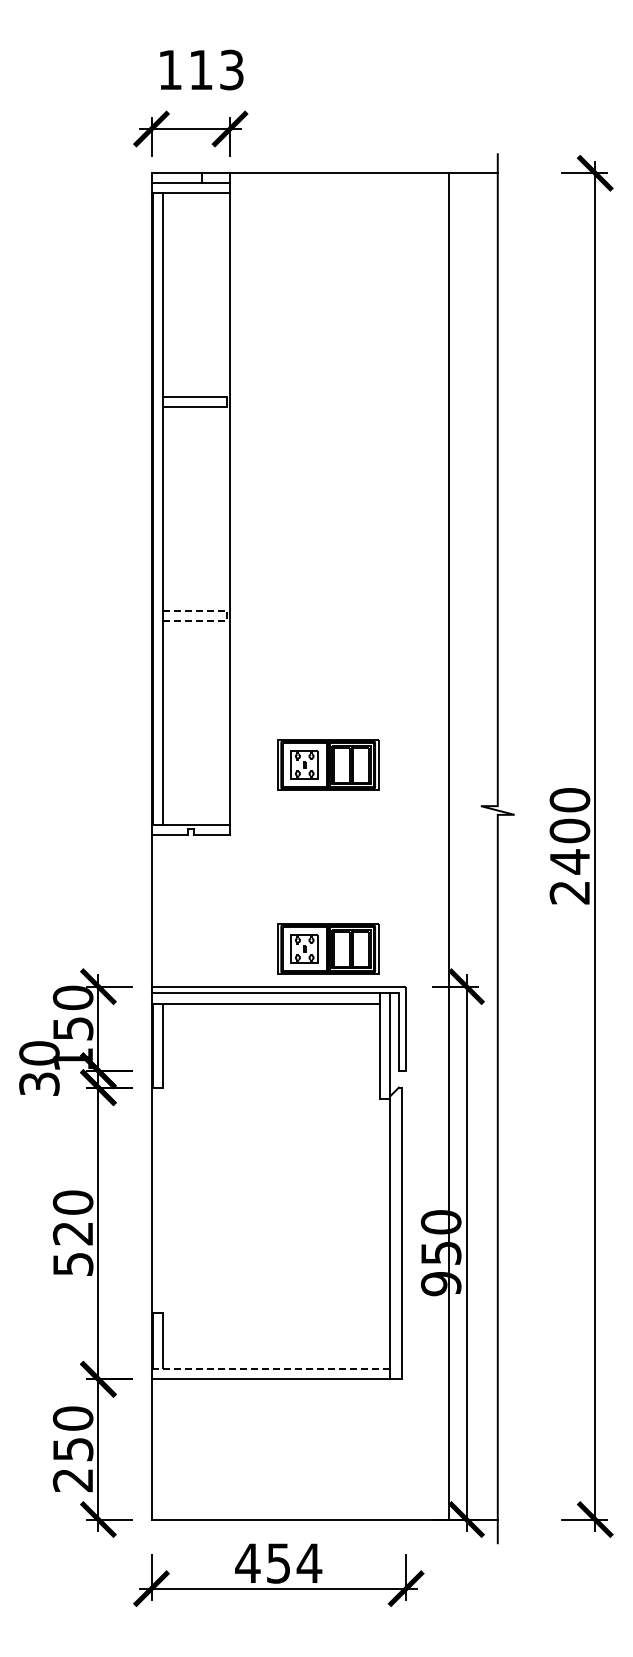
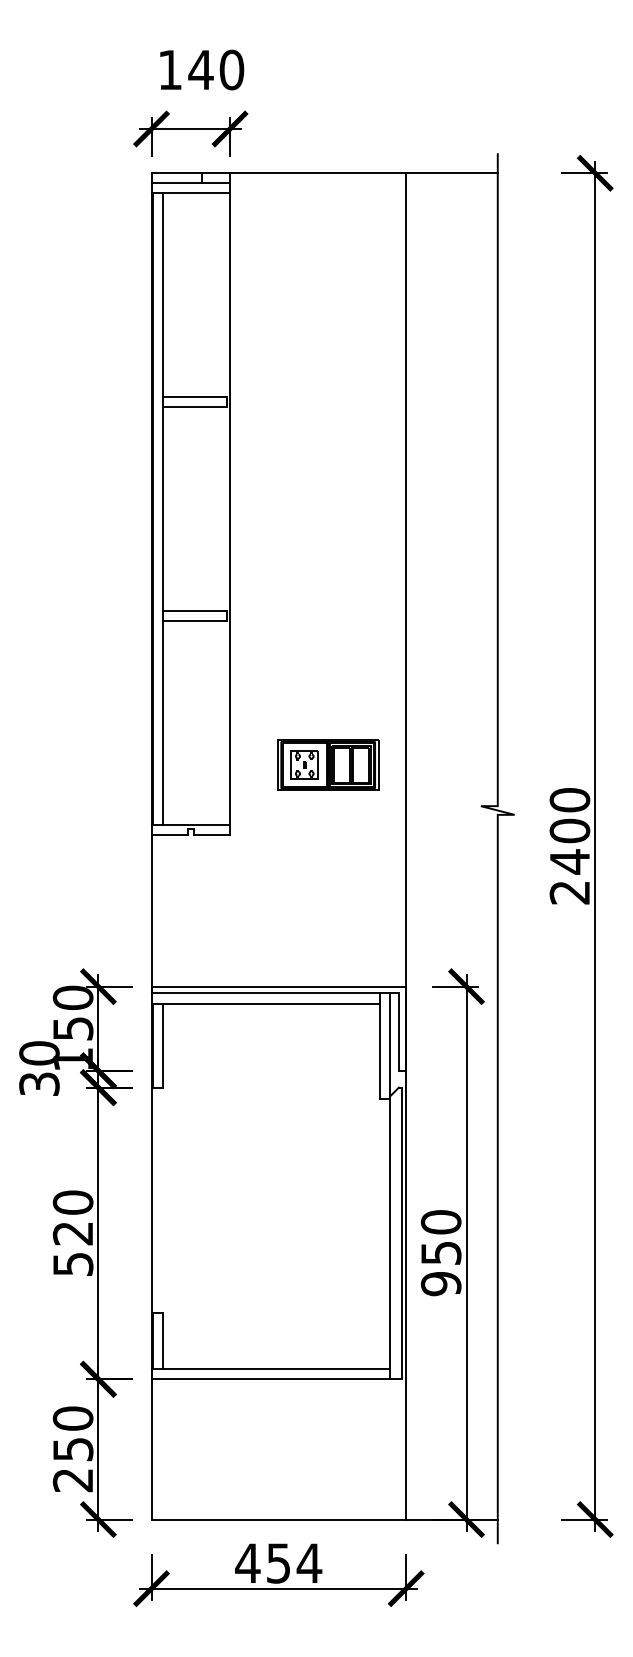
text: 113 -> 140 (216, 69)
line: dashed -> solid (227, 615)
line position: (449, 846) -> (406, 846) (406, 846)
part: present -> none (328, 948)
line: dashed -> solid (271, 1369)
